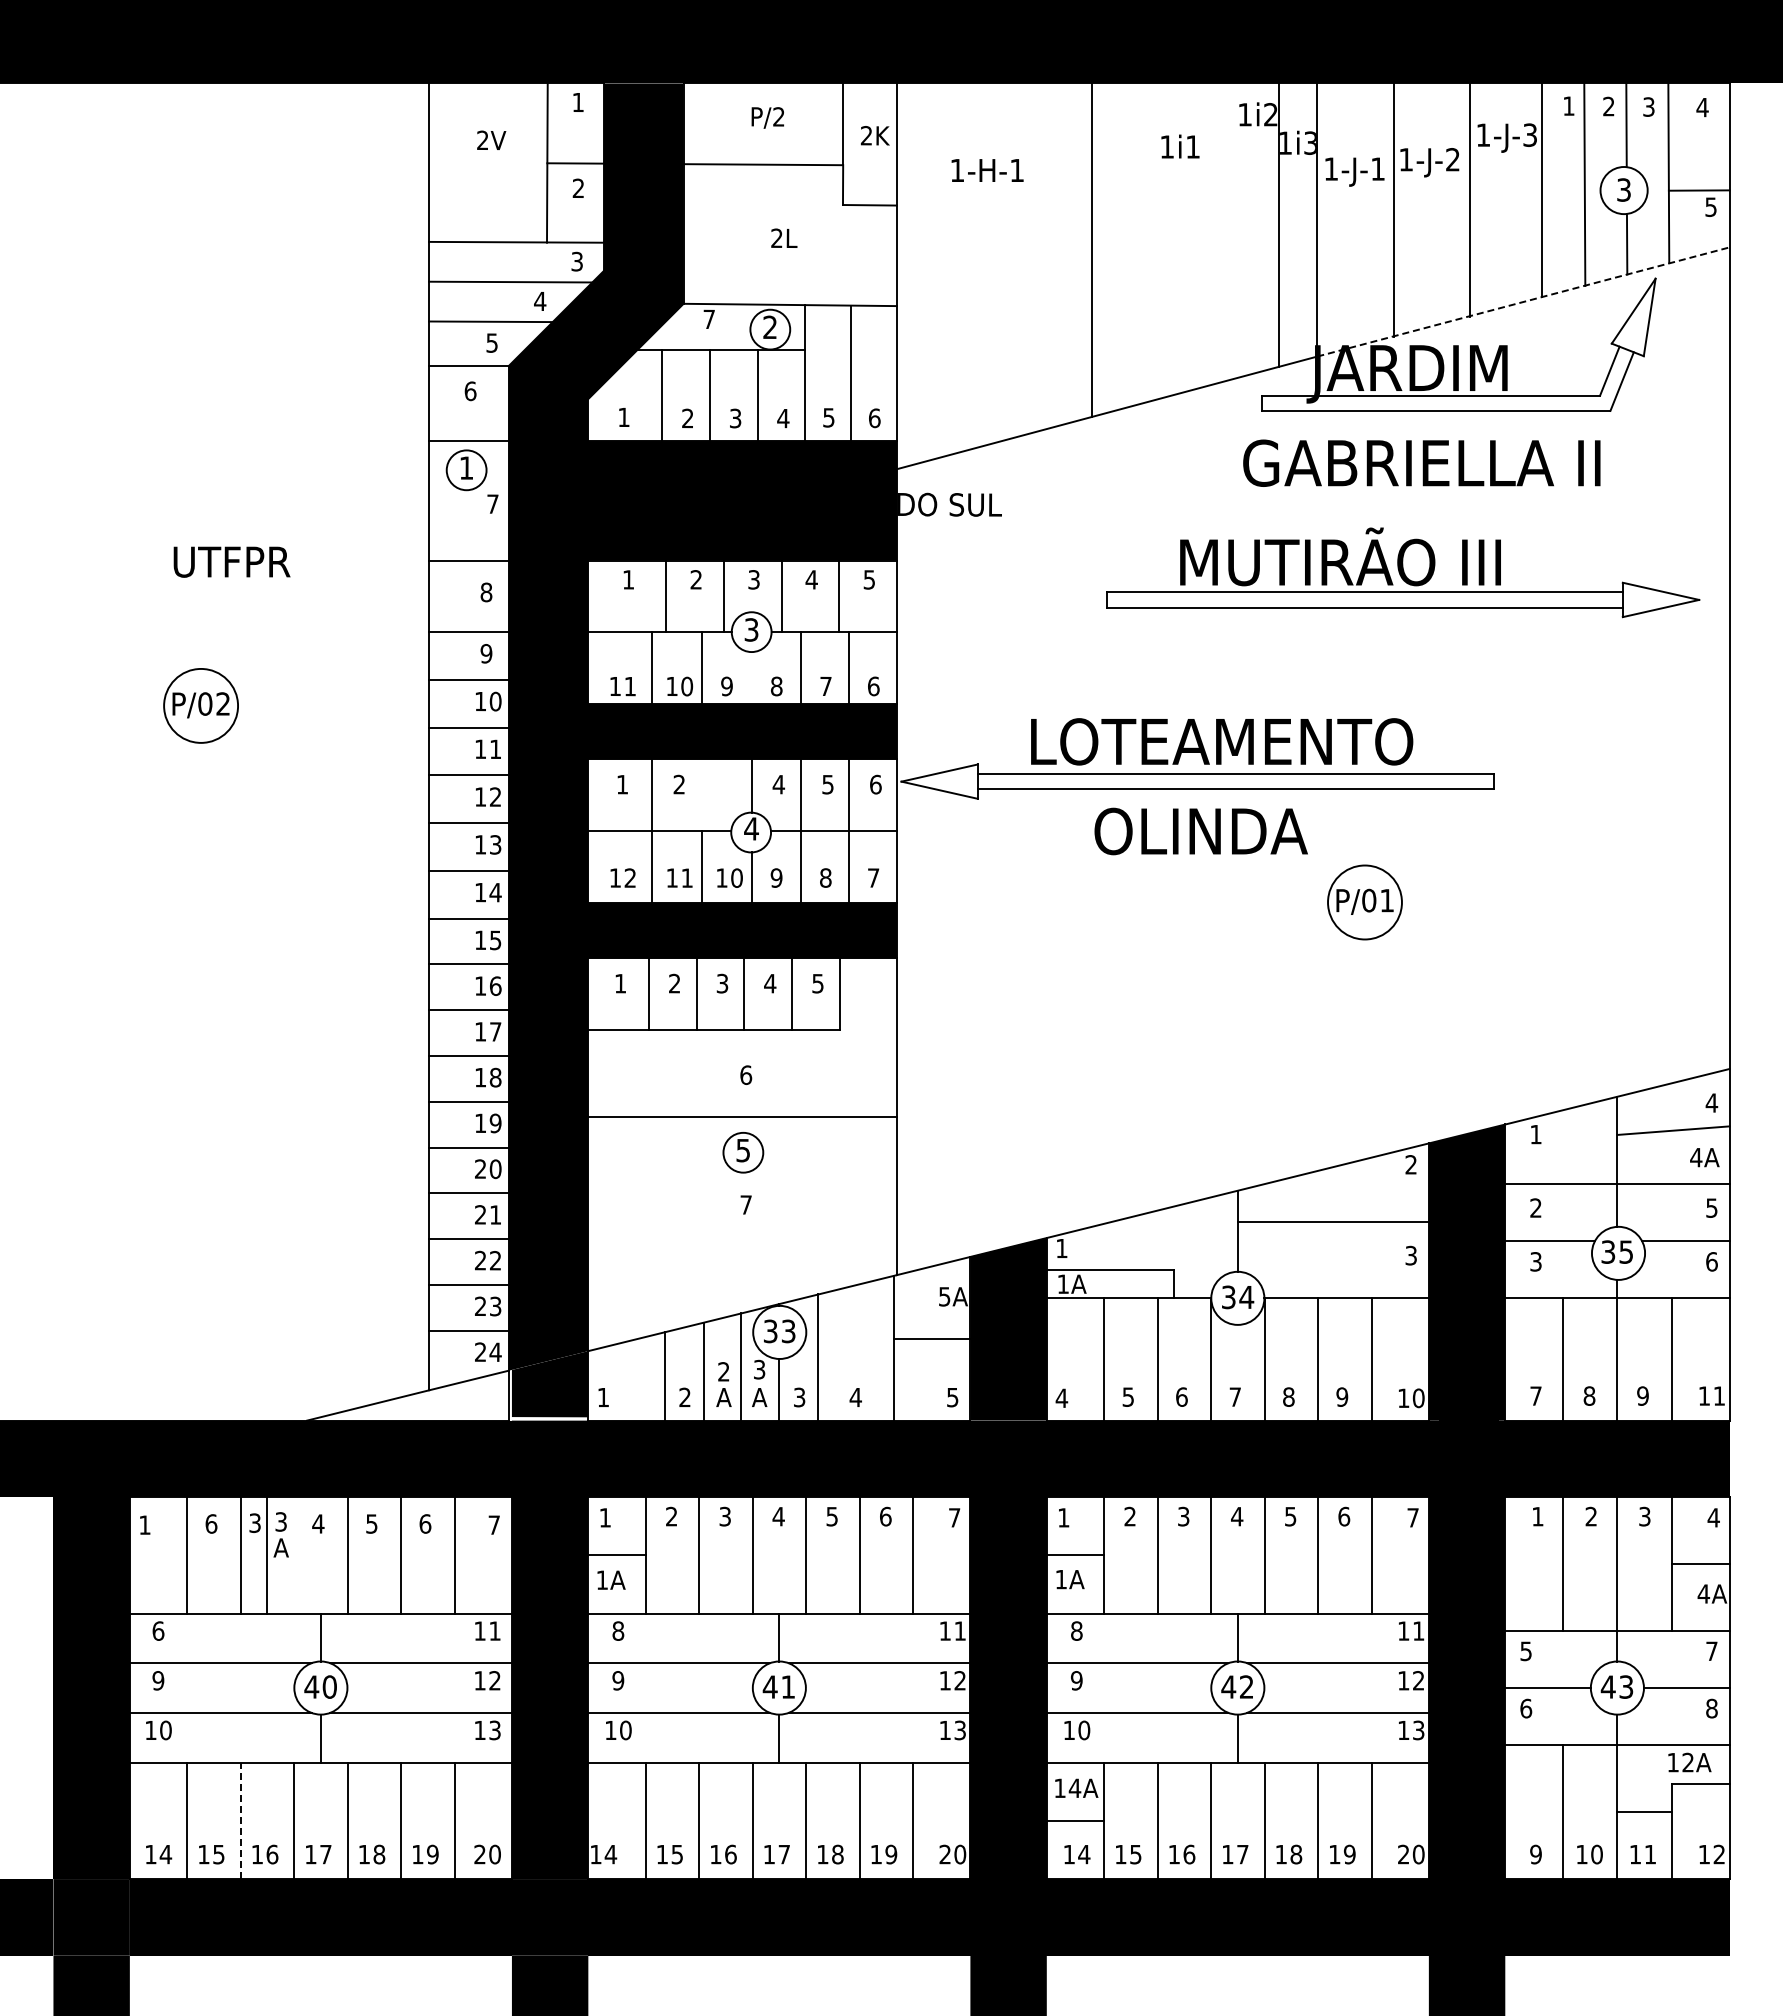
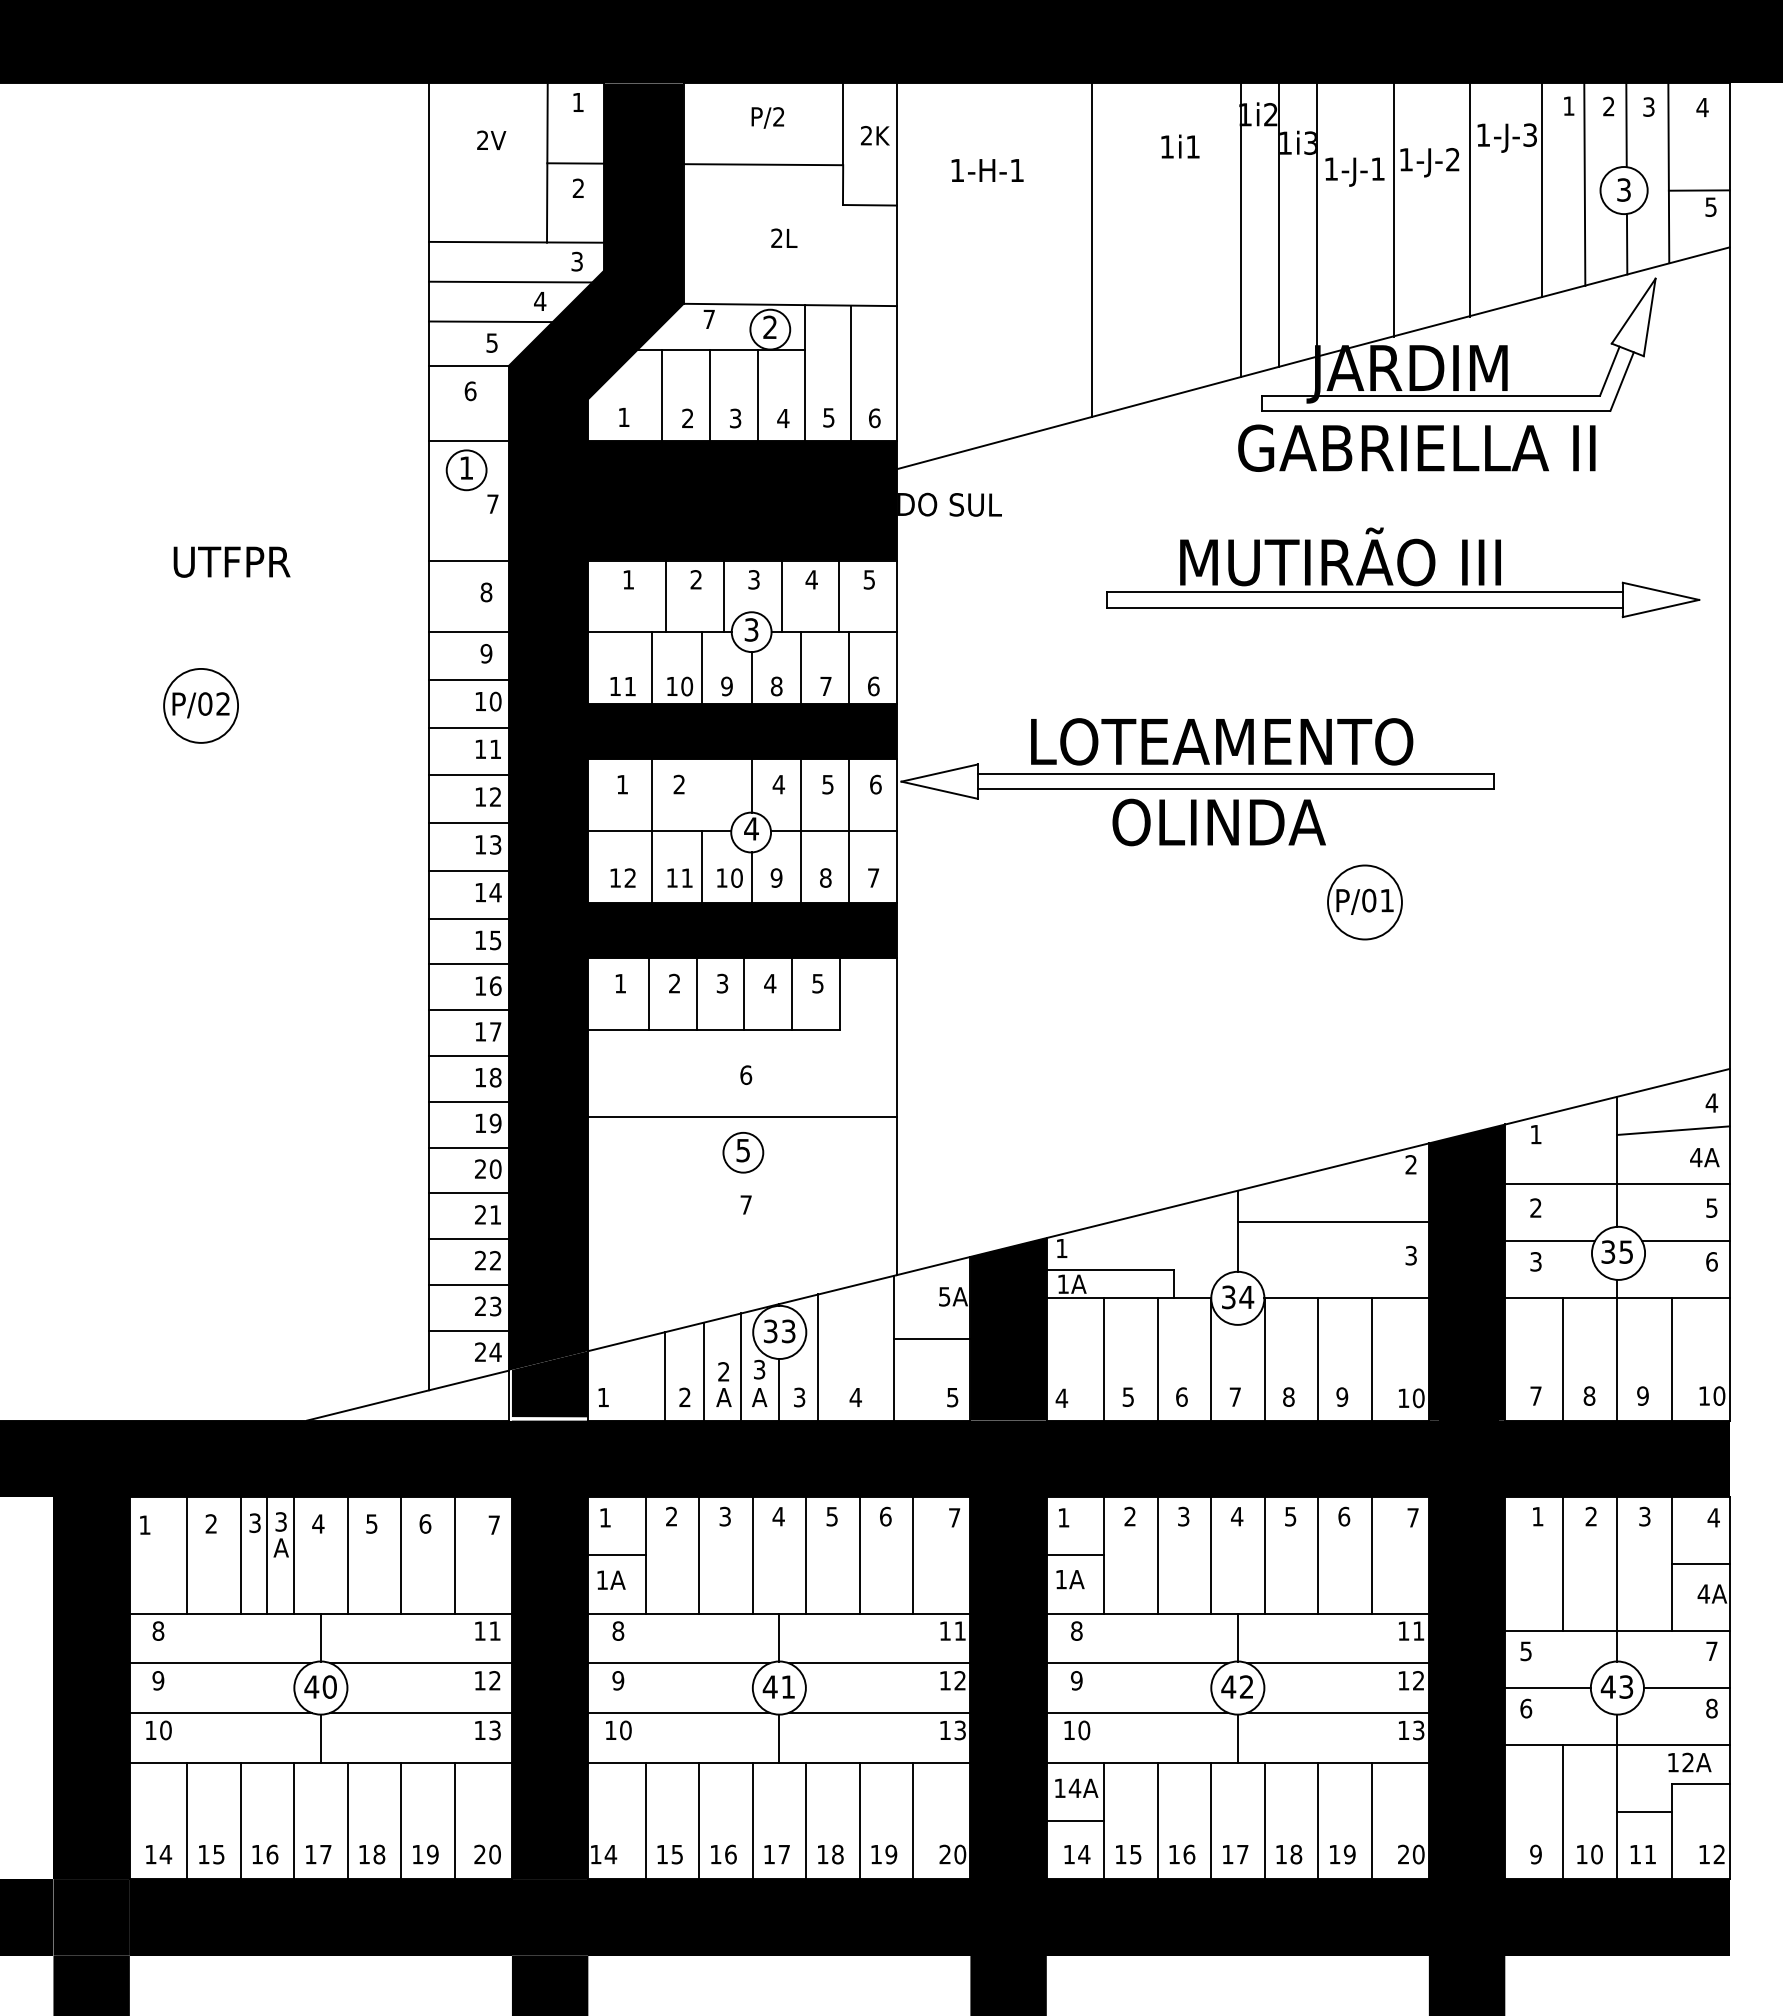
line: none -> present (1240, 230)
line: dashed -> solid (1523, 301)
text position: (1421, 462) -> (1416, 447) (1416, 447)
line: none -> present (751, 677)
text position: (1200, 831) -> (1218, 822) (1218, 822)
text: 11 -> 10 (1719, 1395)
text: 6 -> 2 (211, 1523)
line: none -> present (294, 1555)
text: 6 -> 8 (158, 1630)
line: dashed -> solid (240, 1820)
